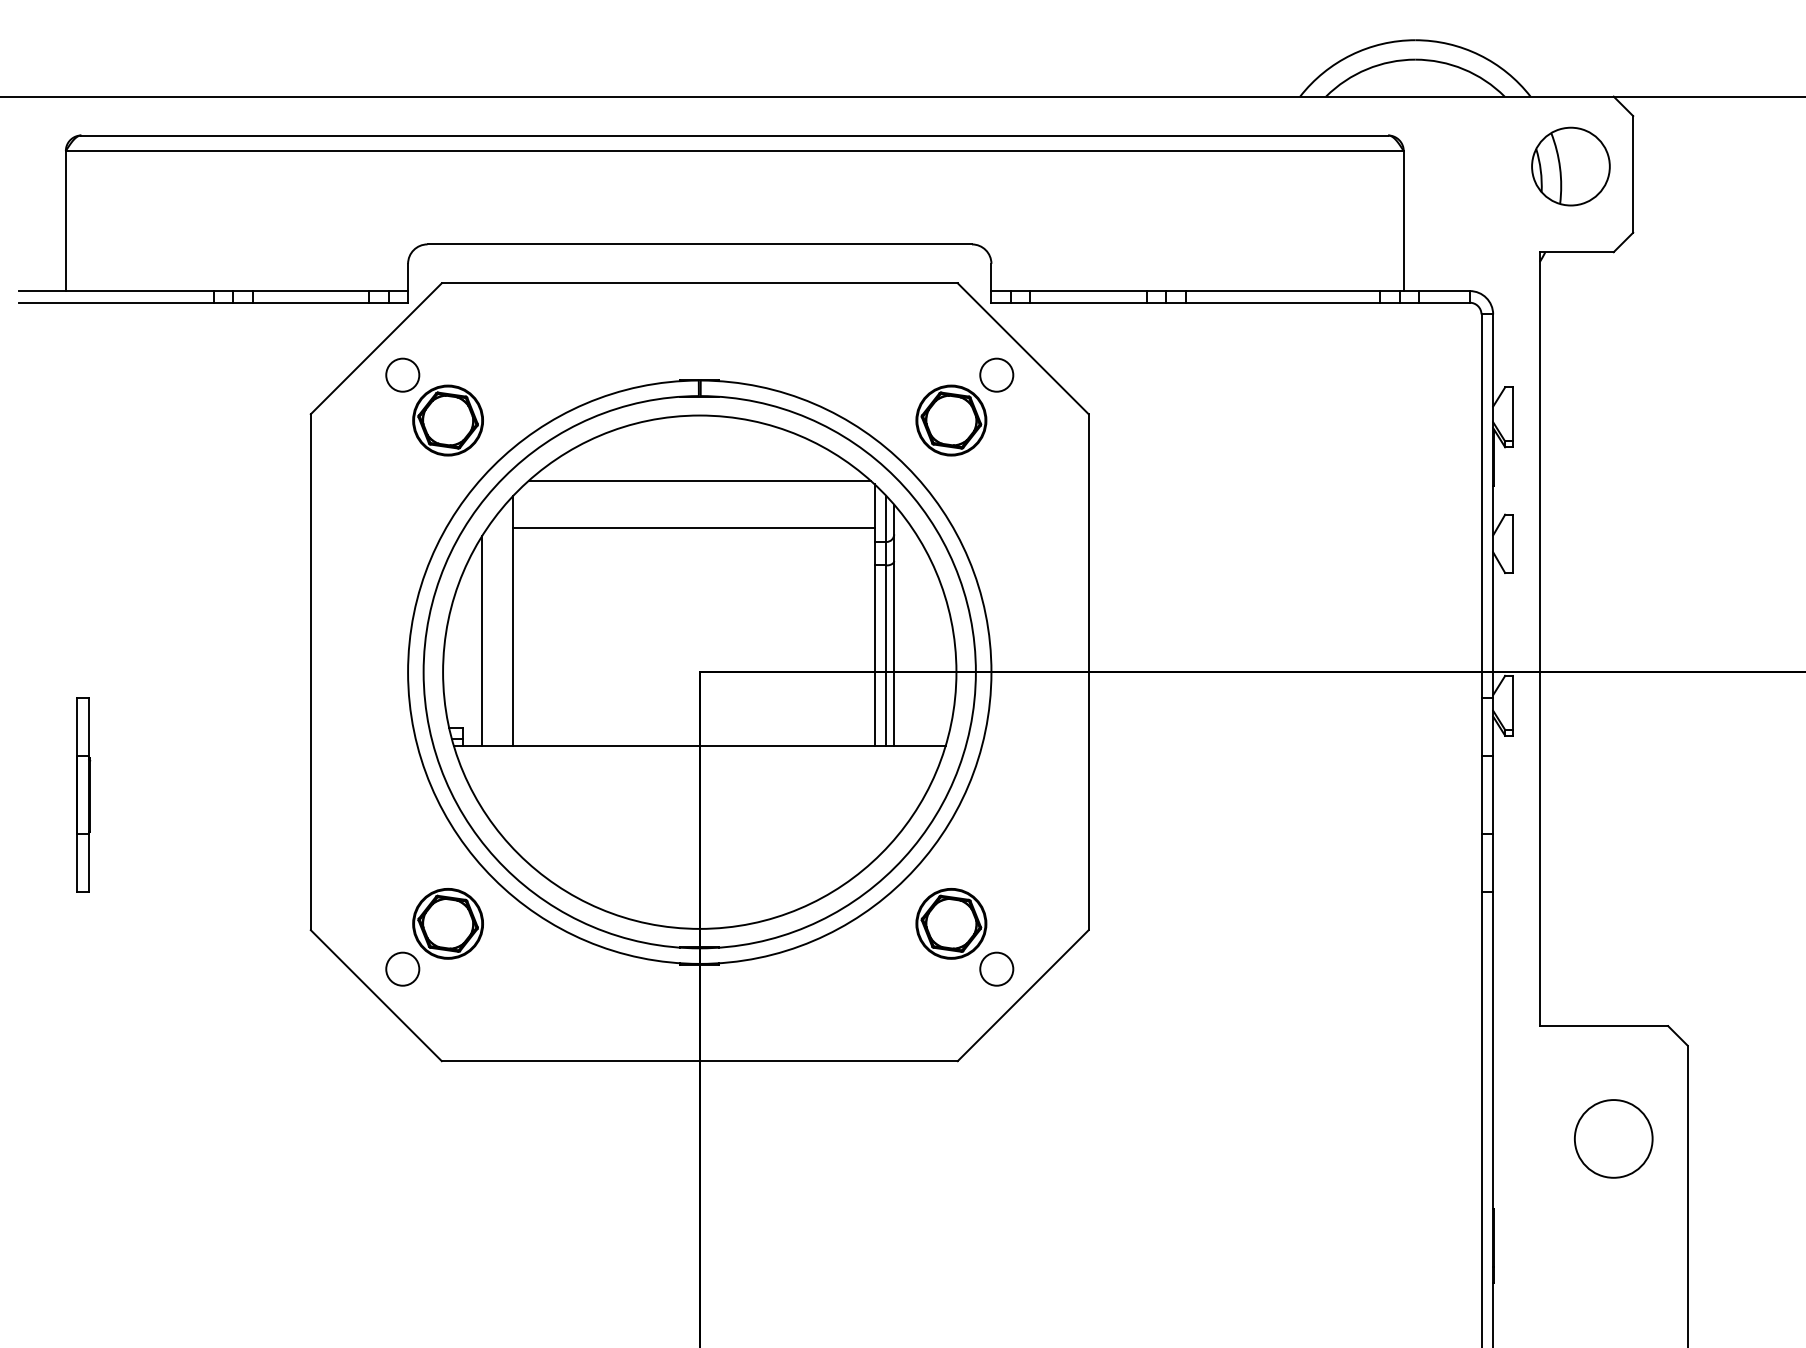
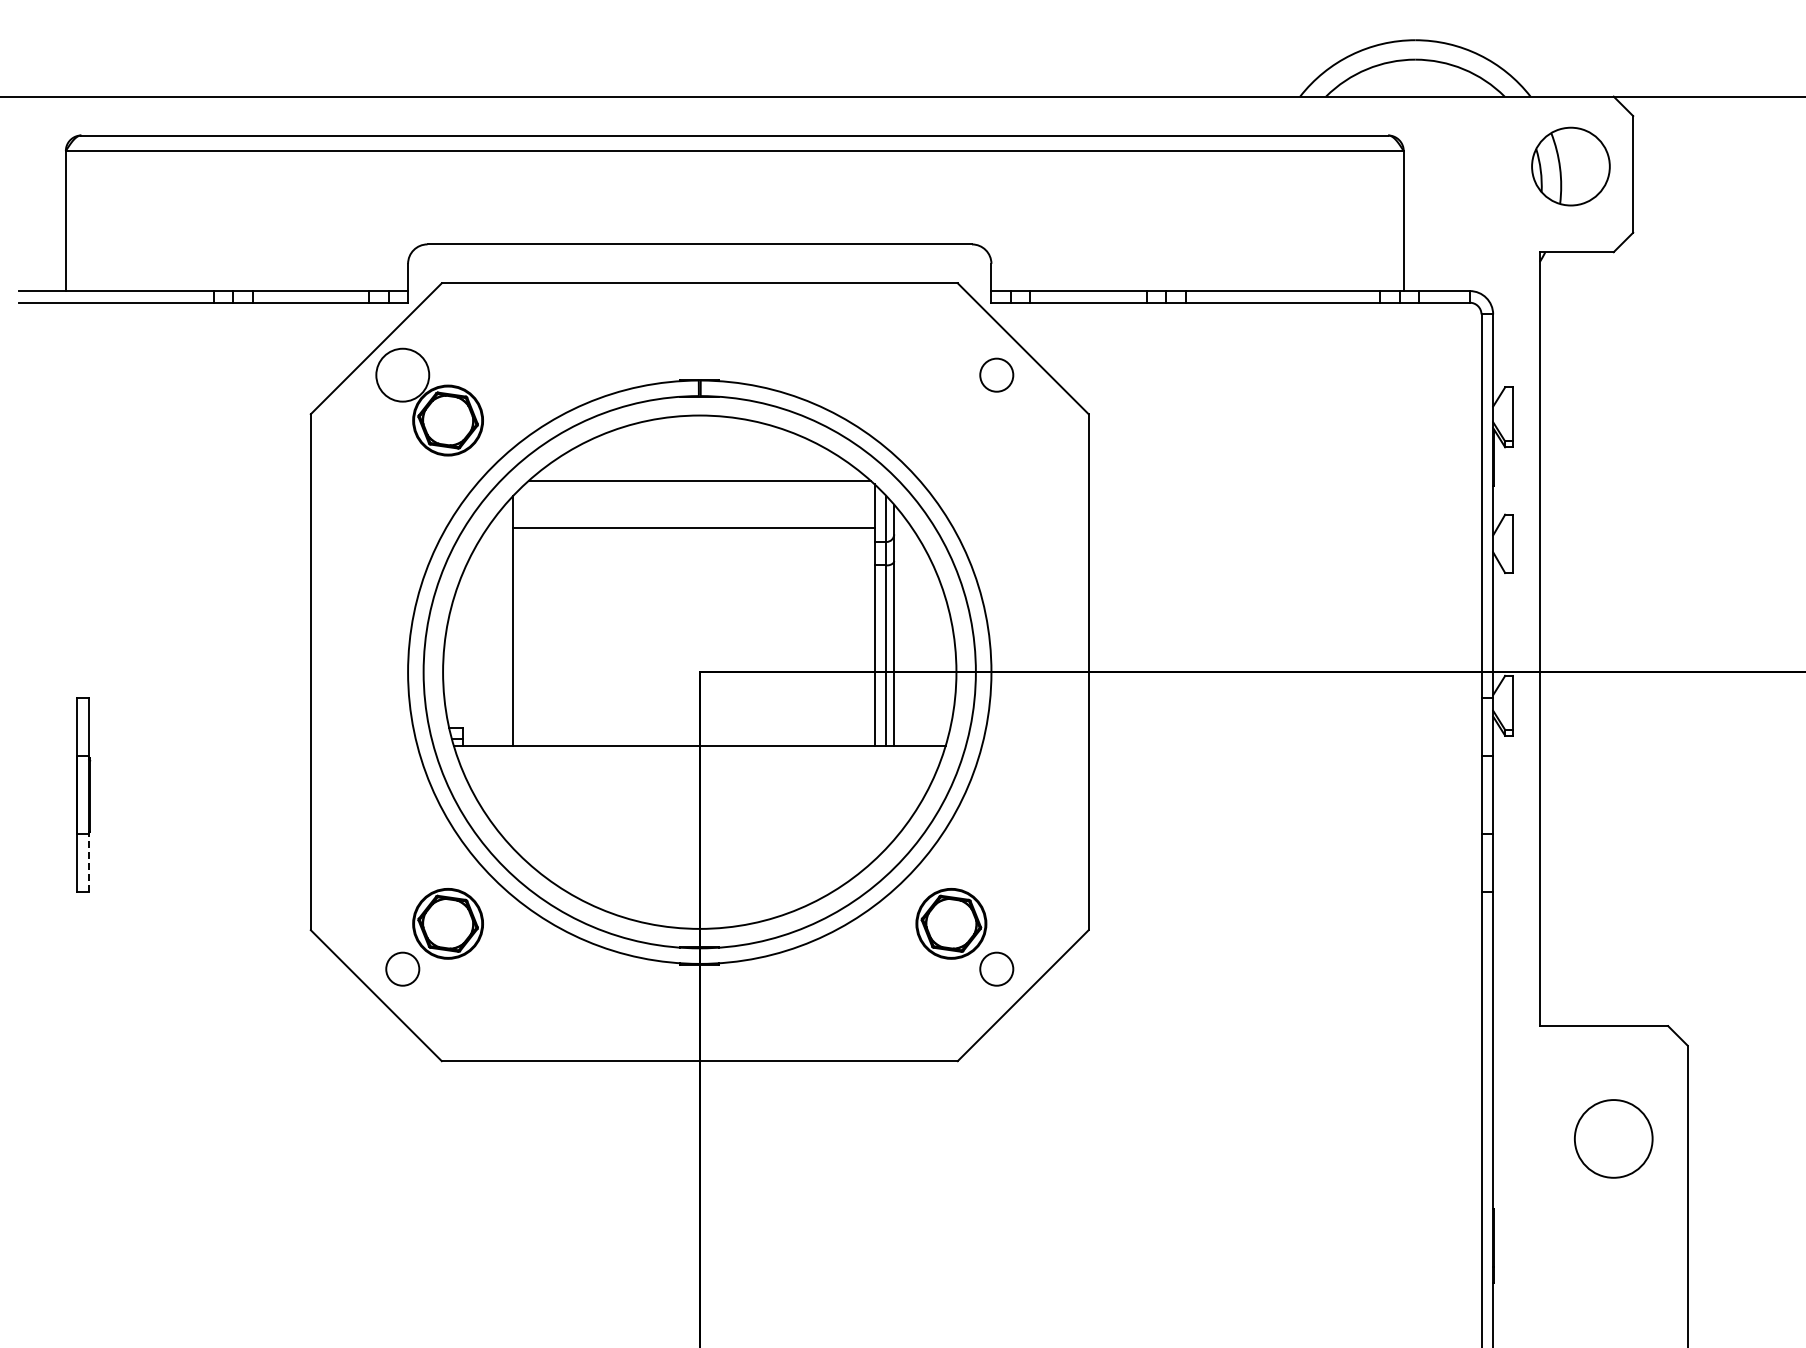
circle diameter: 33 px -> 53 px (402, 374)
part: present -> none (951, 420)
line: present -> none (481, 640)
line: solid -> dashed (89, 862)
